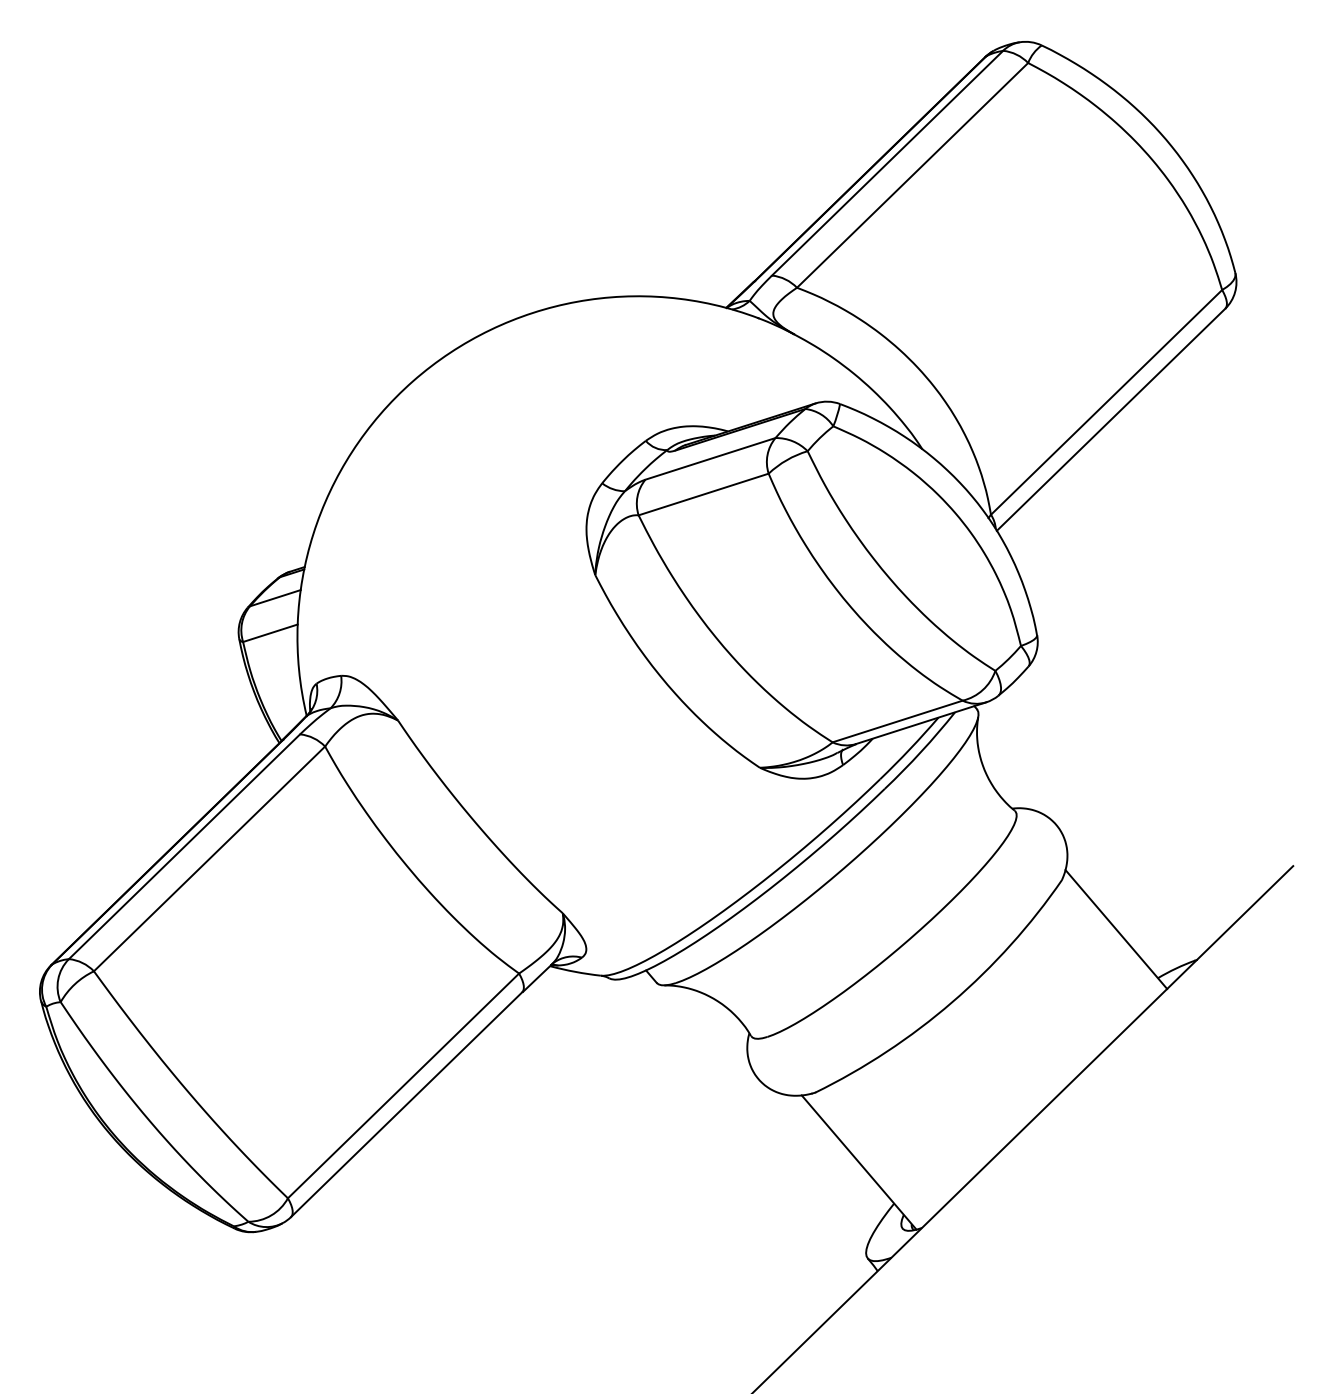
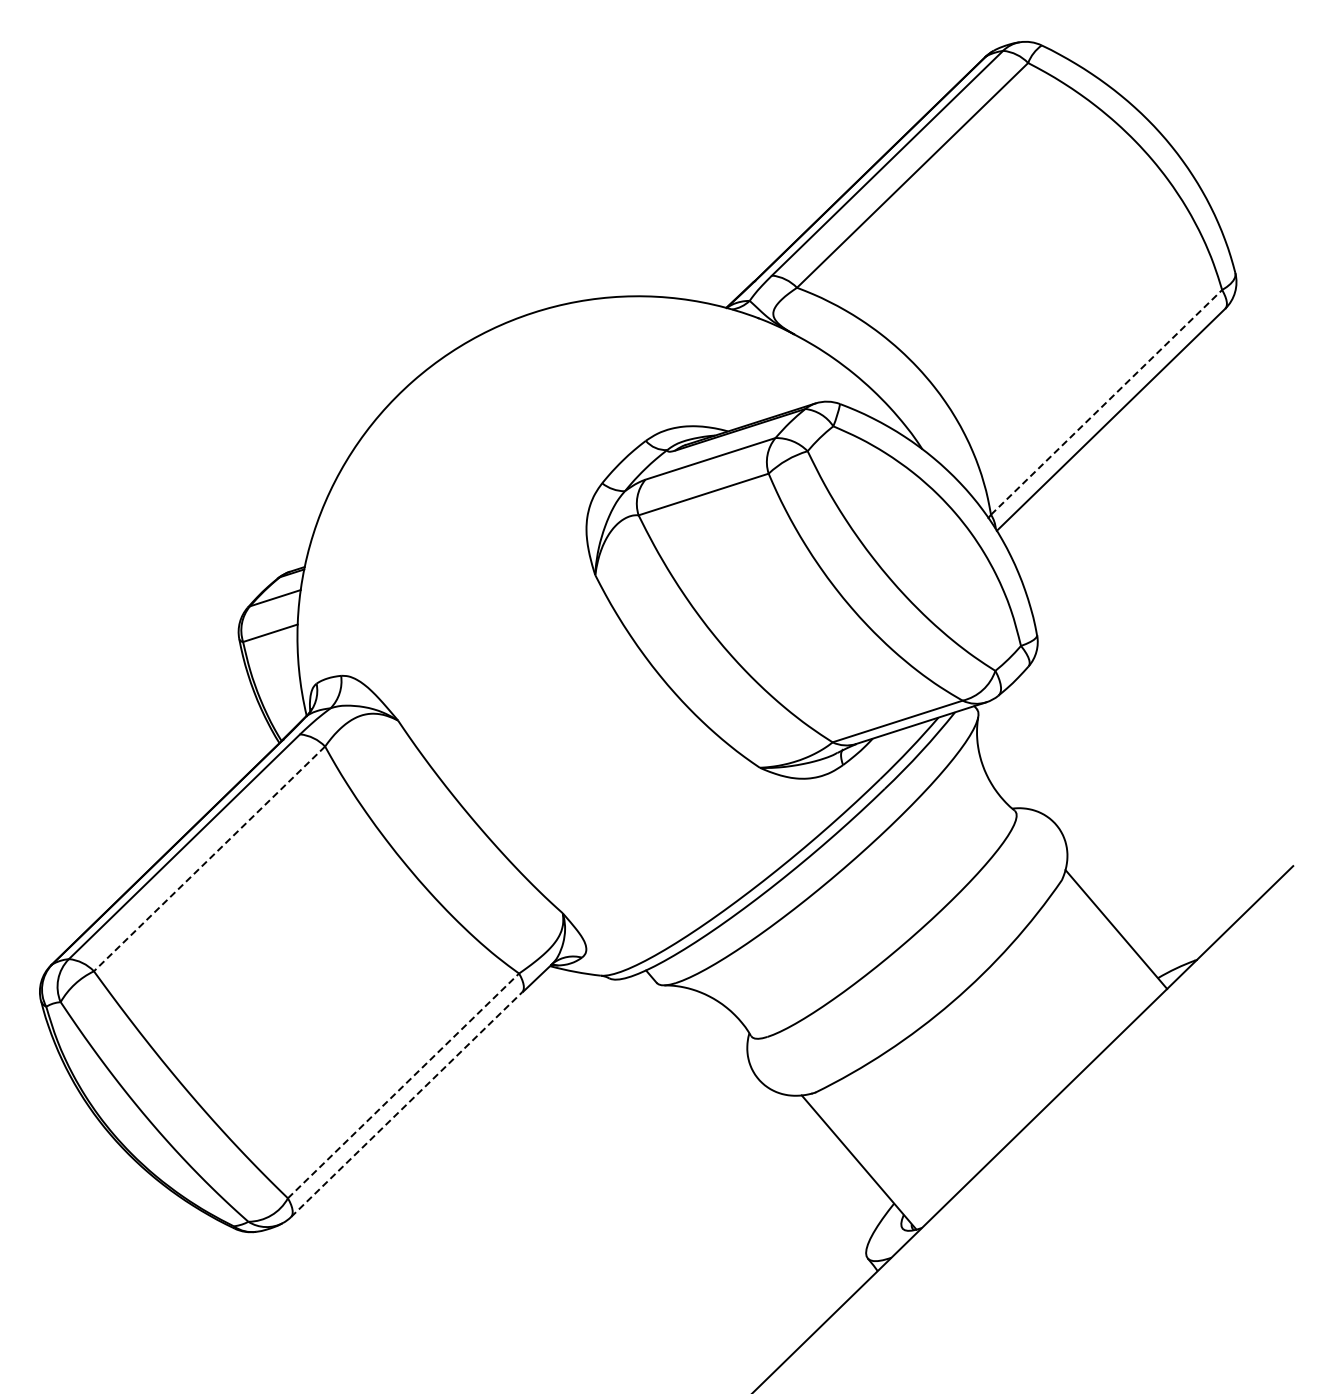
line: solid -> dashed (1106, 402)
line: solid -> dashed (209, 859)
line: solid -> dashed (403, 1085)
line: solid -> dashed (406, 1104)
